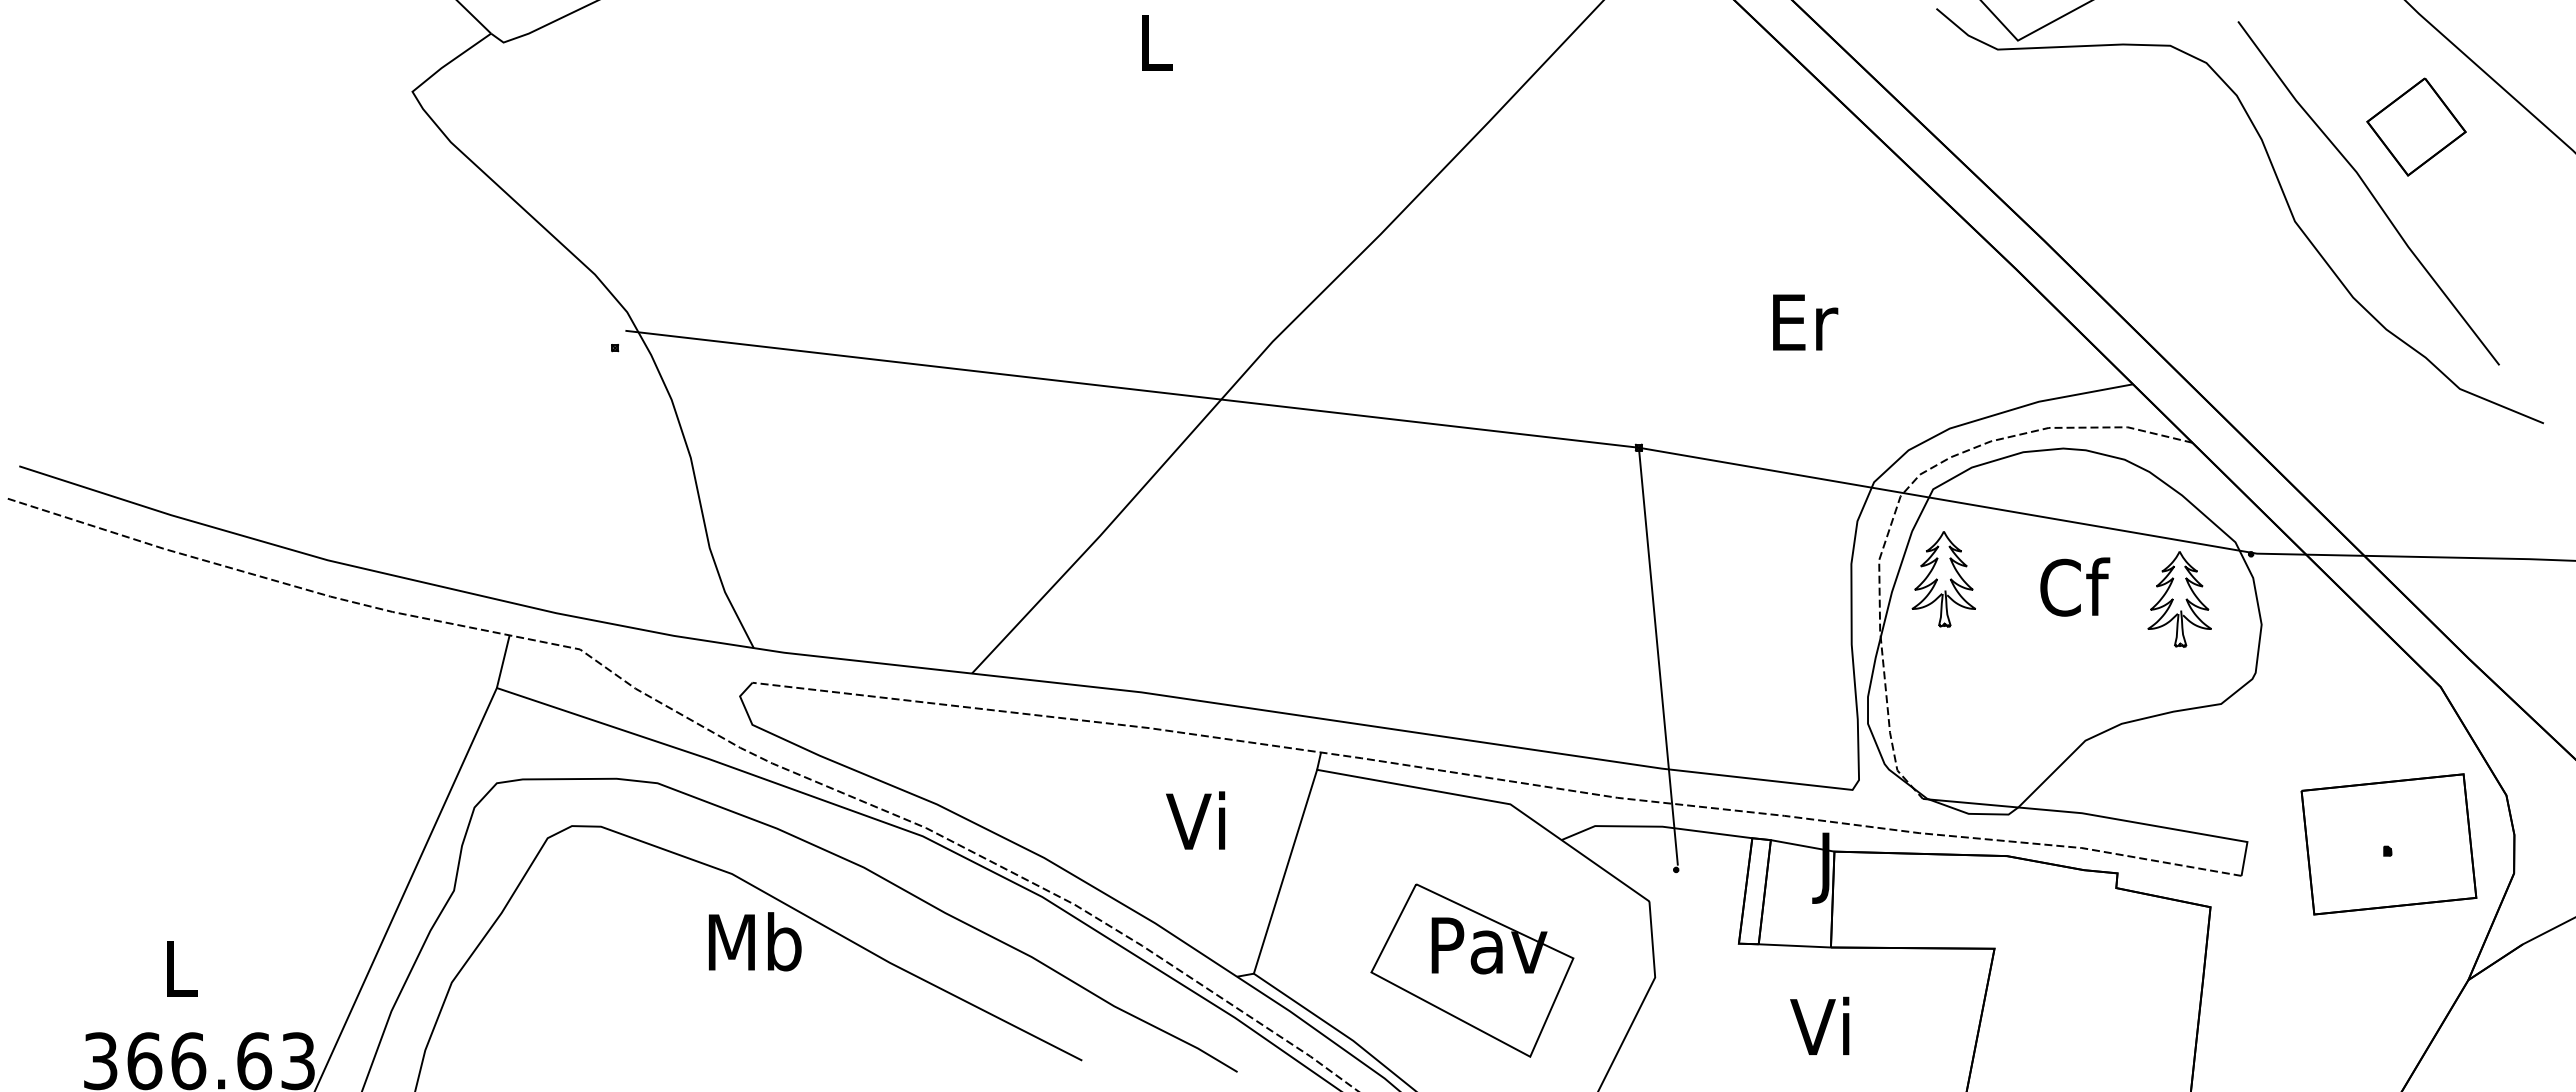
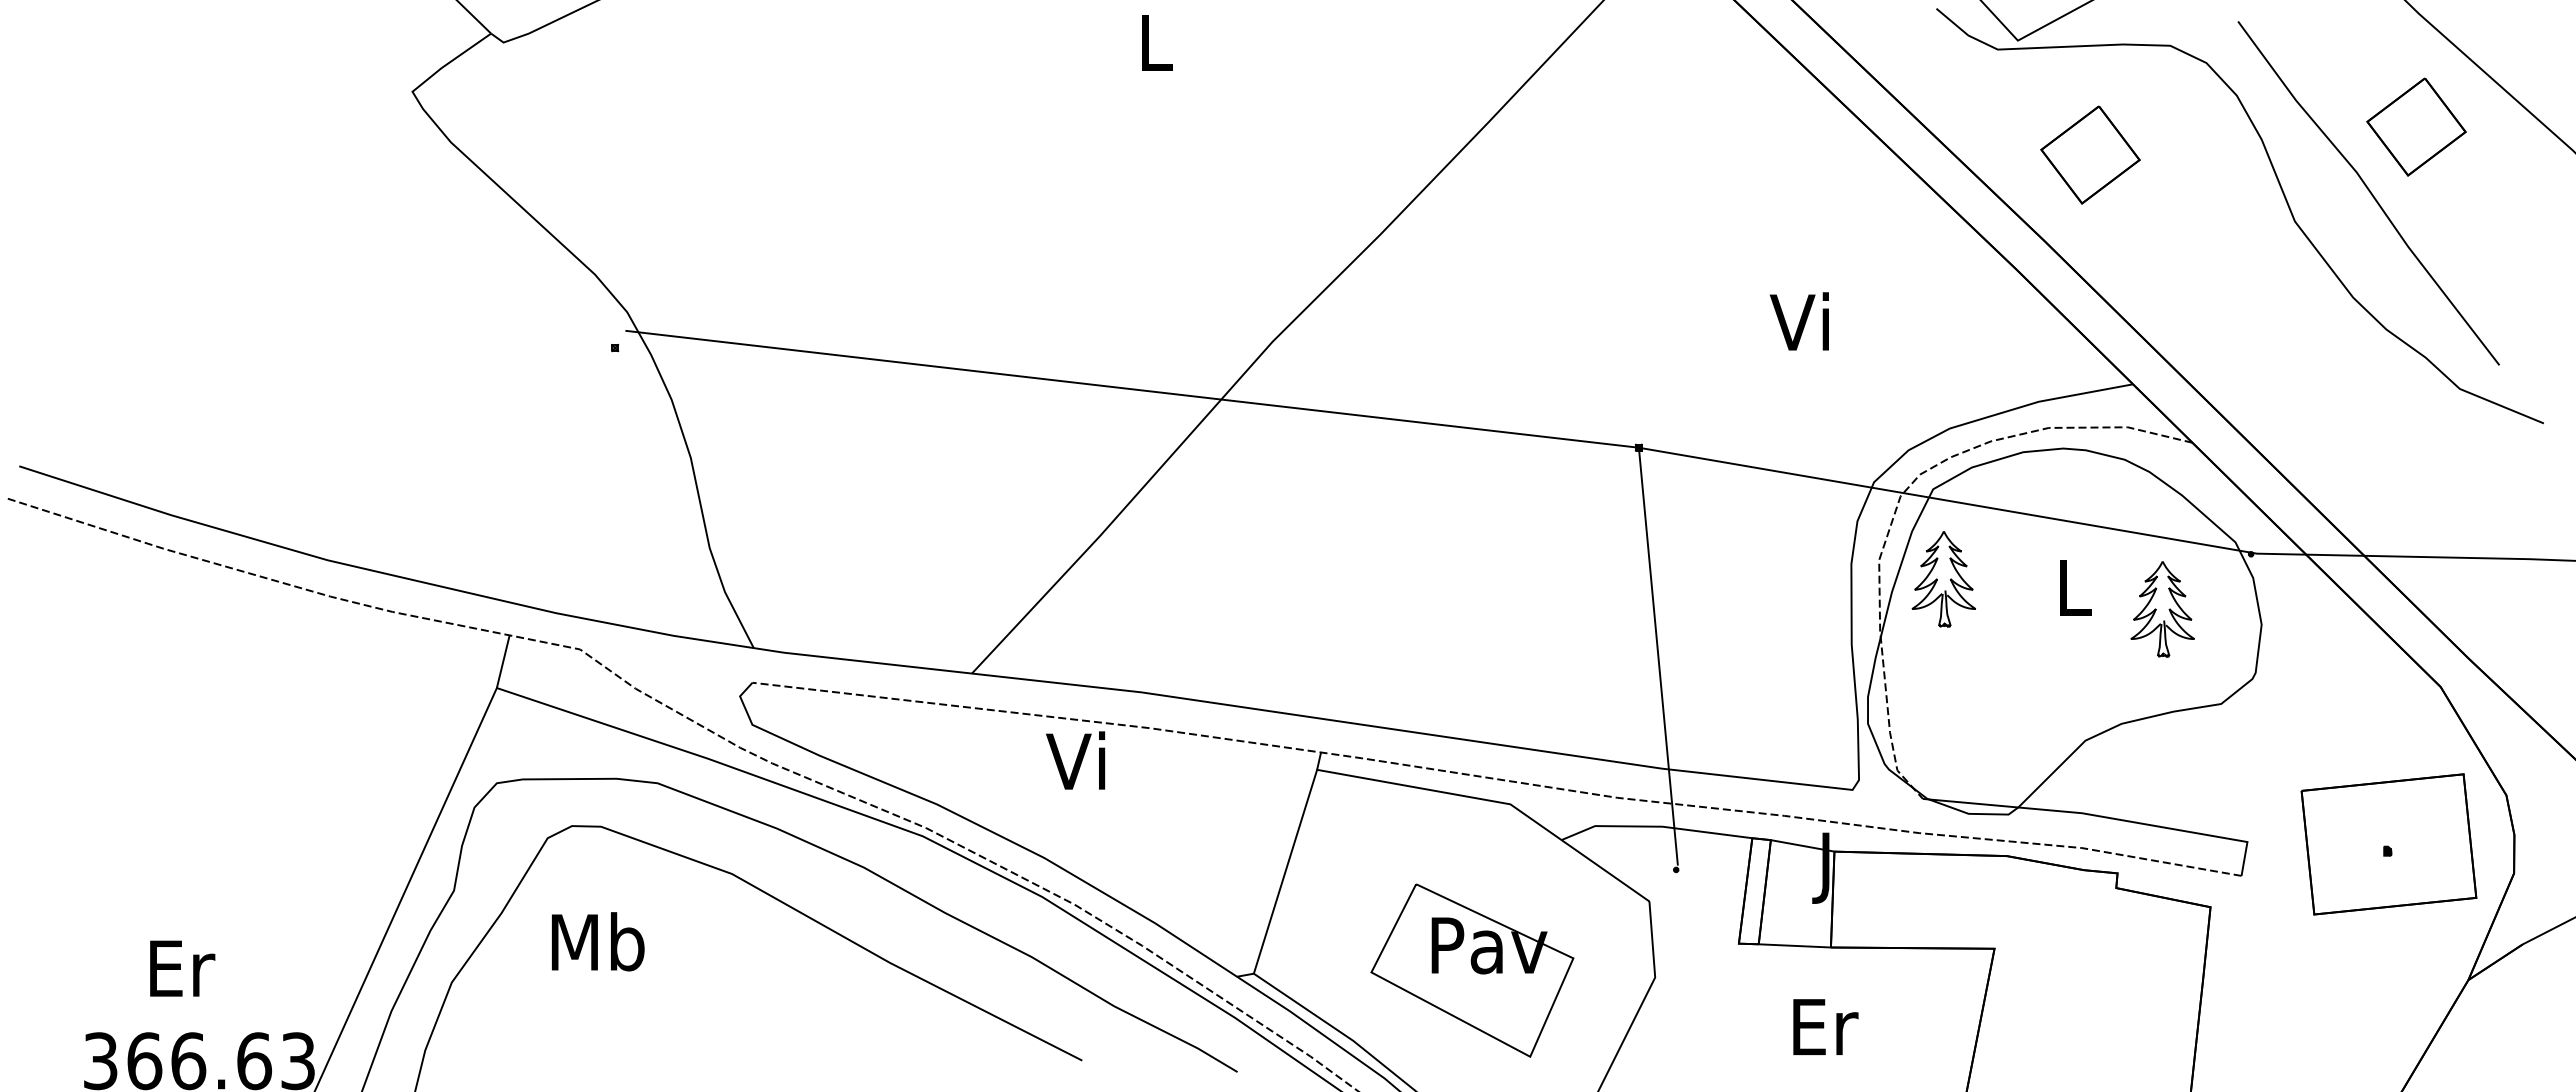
part: none -> present (2090, 154)
text: Er -> Vi (1803, 321)
text: Cf -> L (2075, 586)
part position: (2179, 599) -> (2162, 609) (2162, 609)
text position: (1195, 820) -> (1075, 760) (1075, 760)
text position: (755, 941) -> (598, 941) (598, 941)
text: L -> Er (182, 968)
text: Vi -> Er (1824, 1025)
